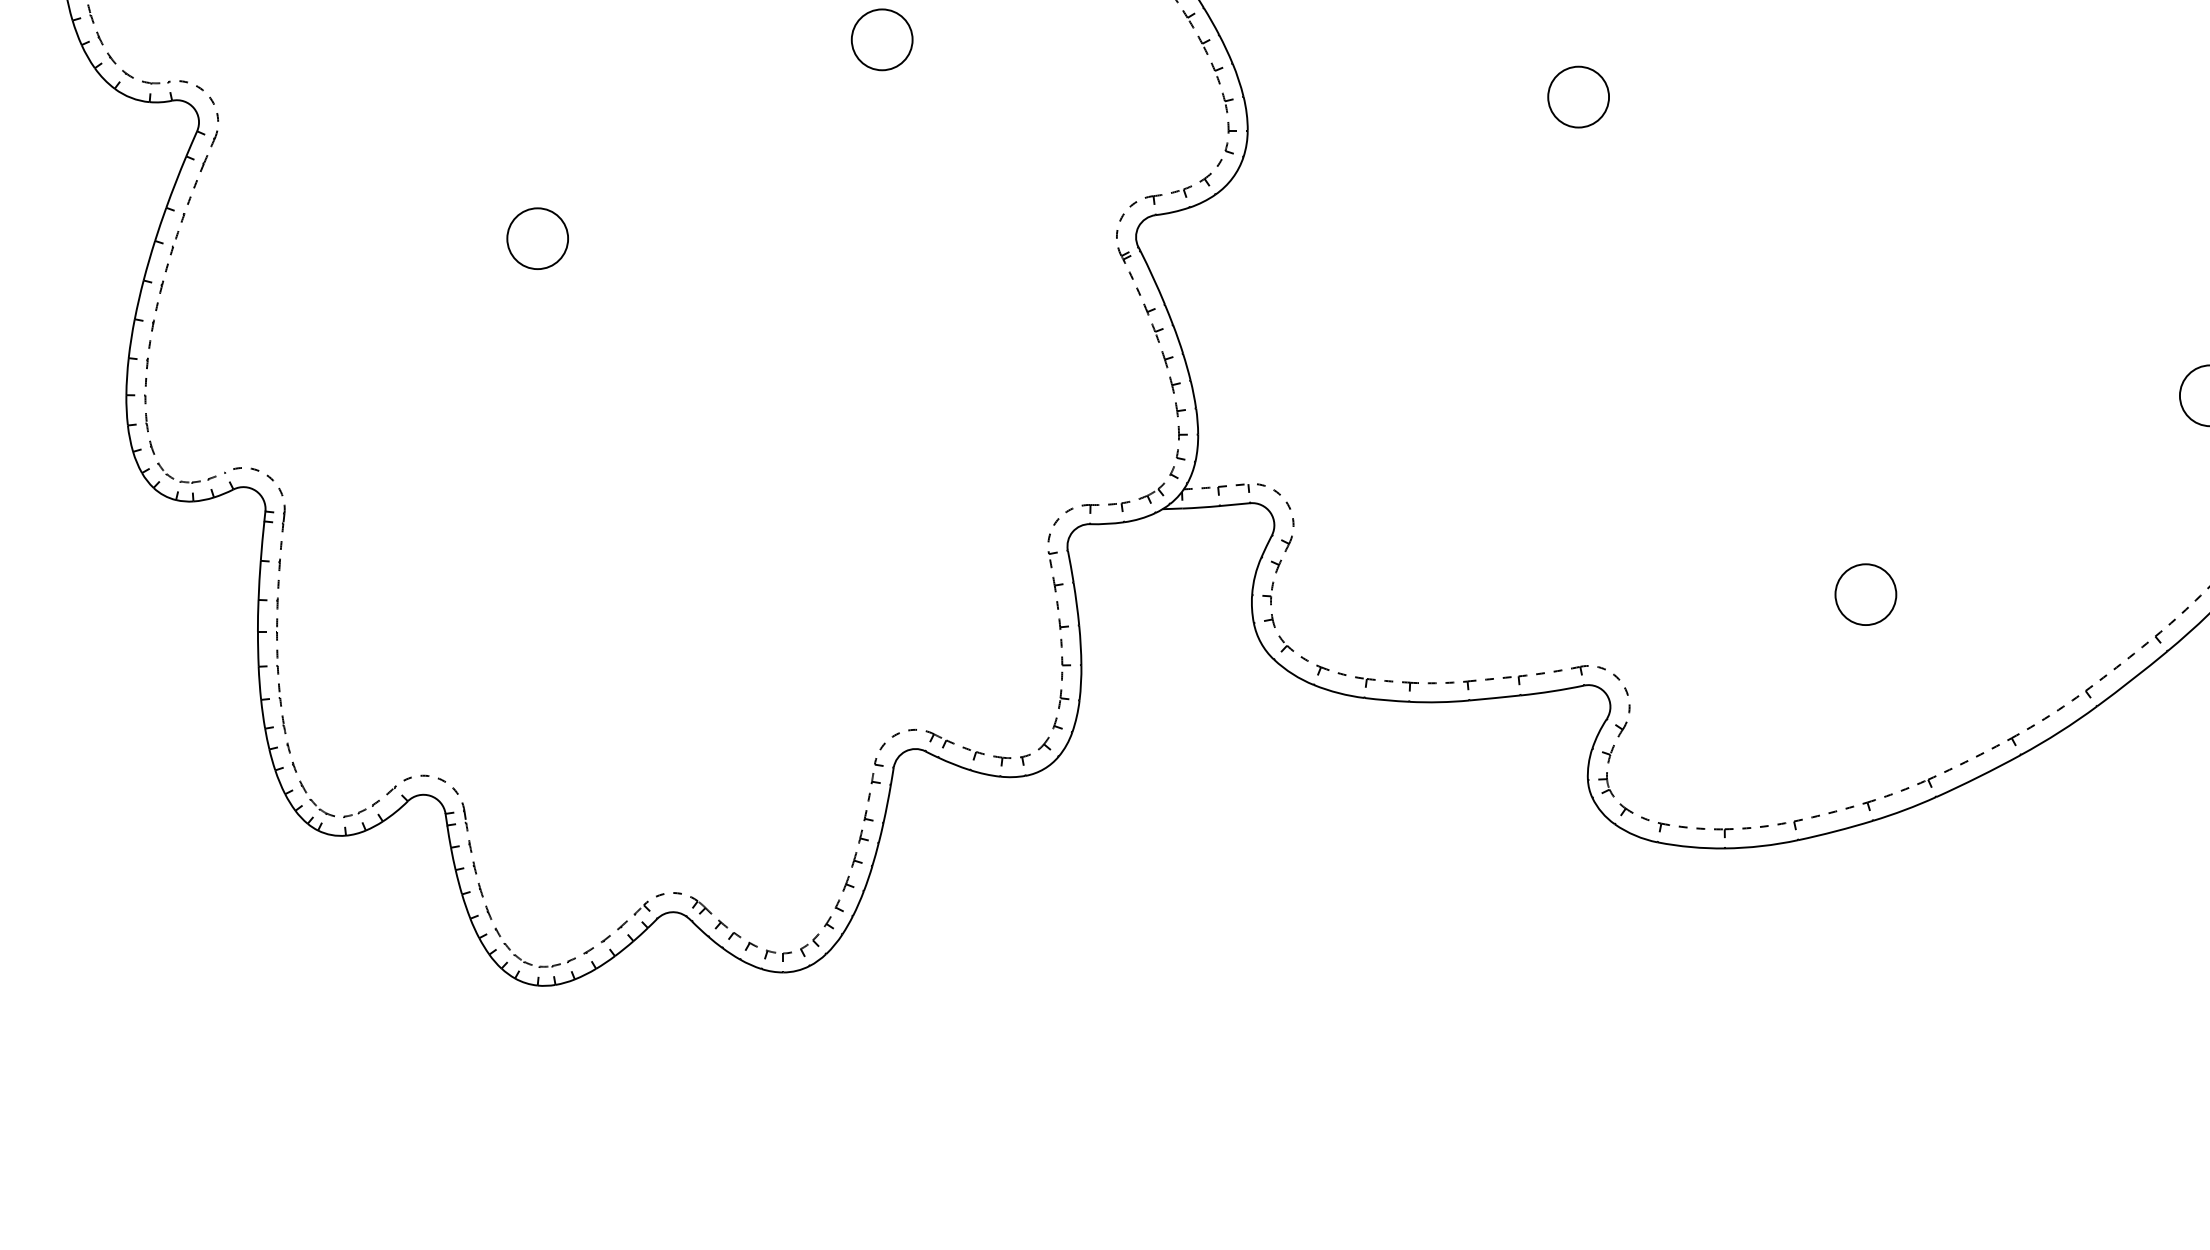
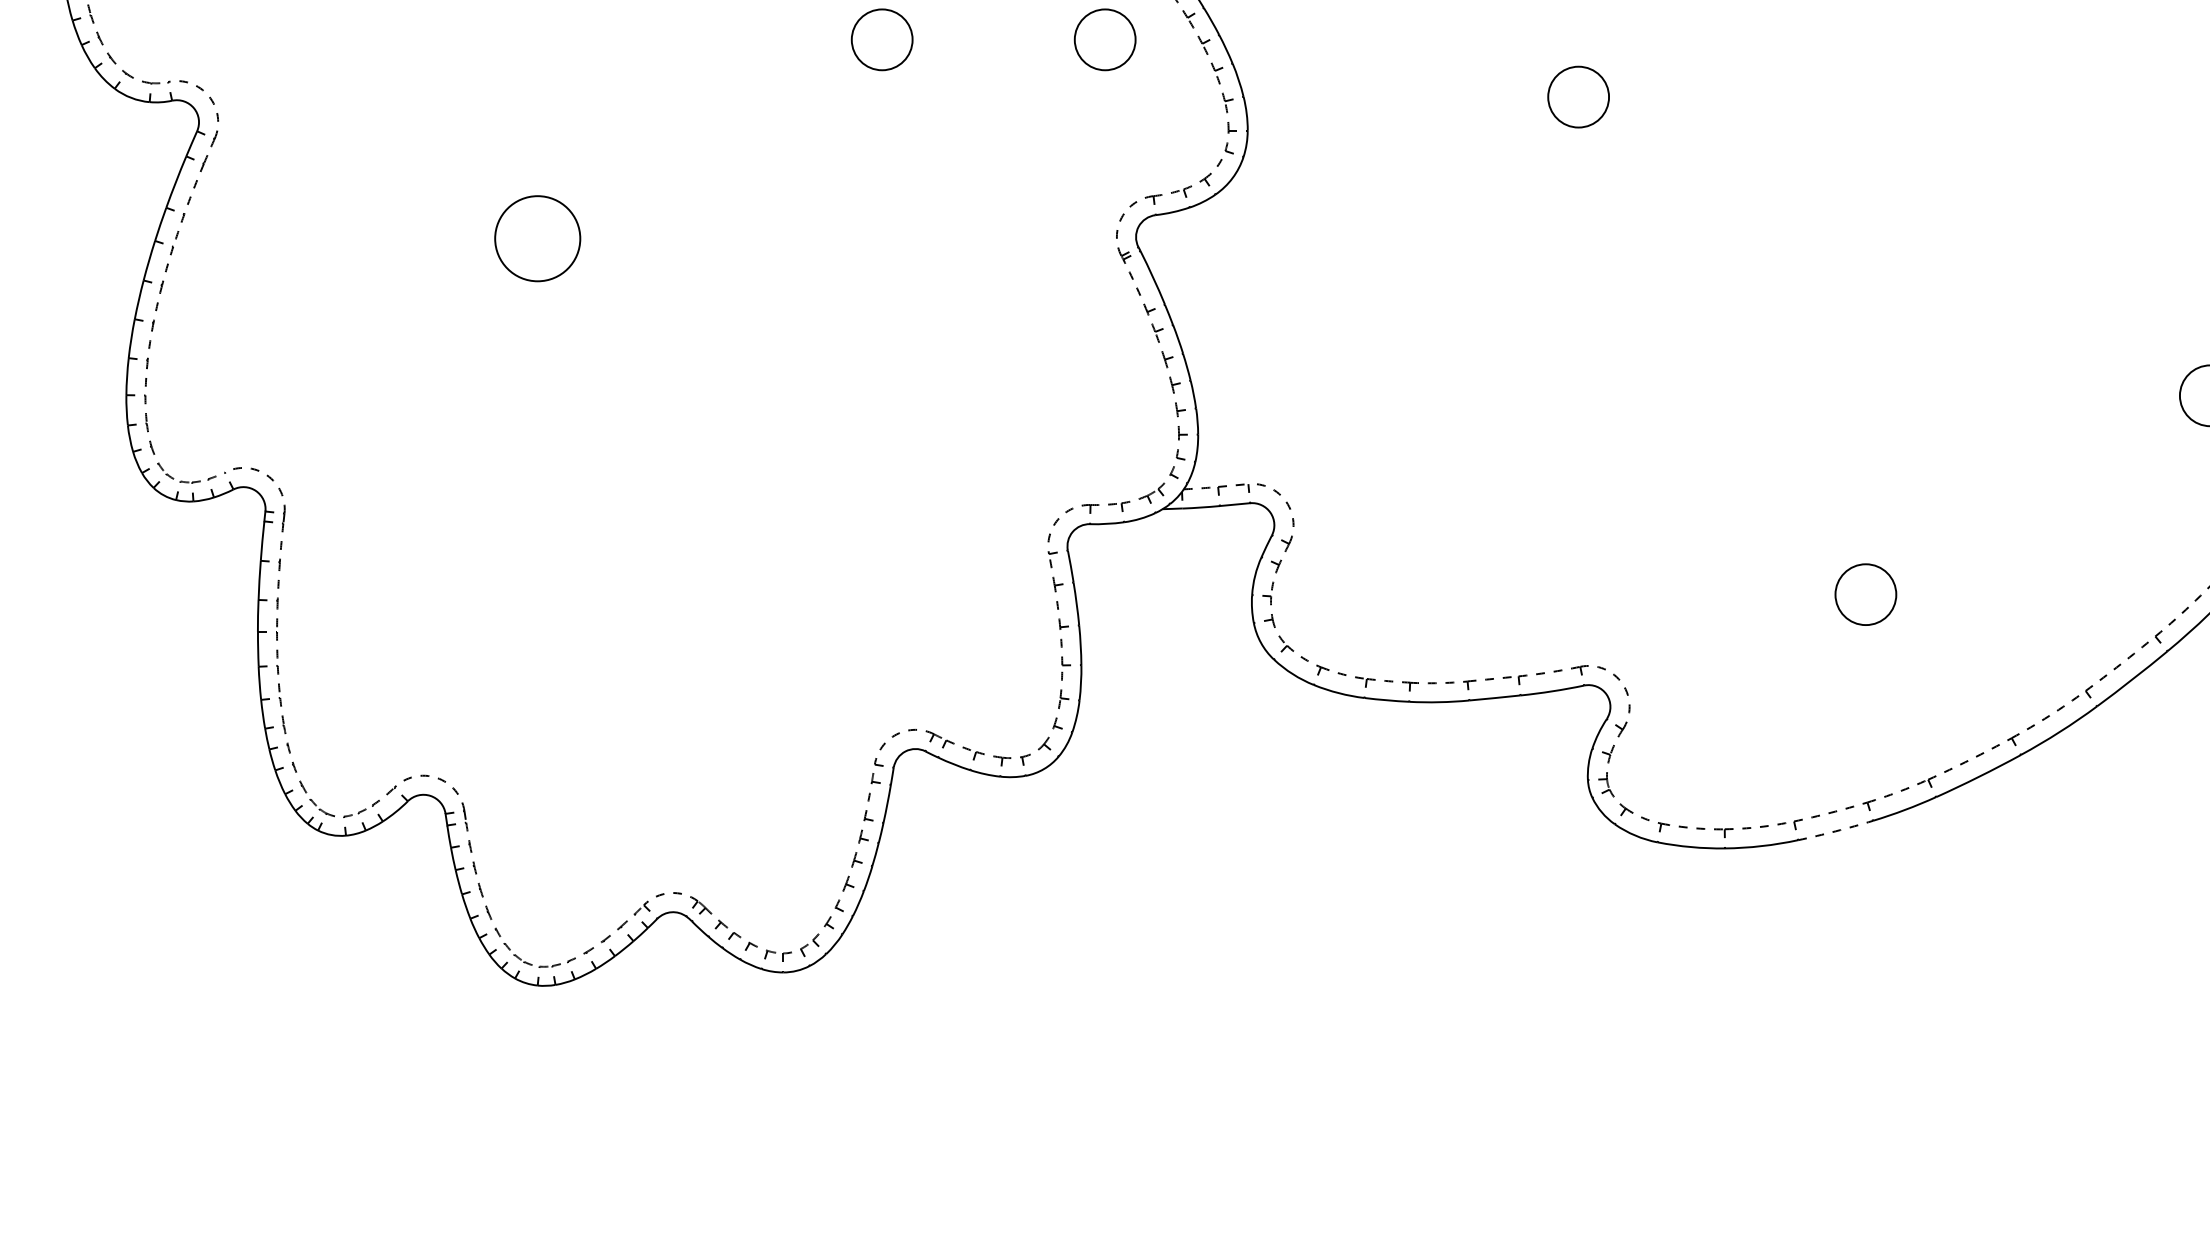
circle: none -> present (1104, 39)
circle diameter: 61 px -> 85 px (537, 238)
arc: solid -> dashed (1835, 831)
